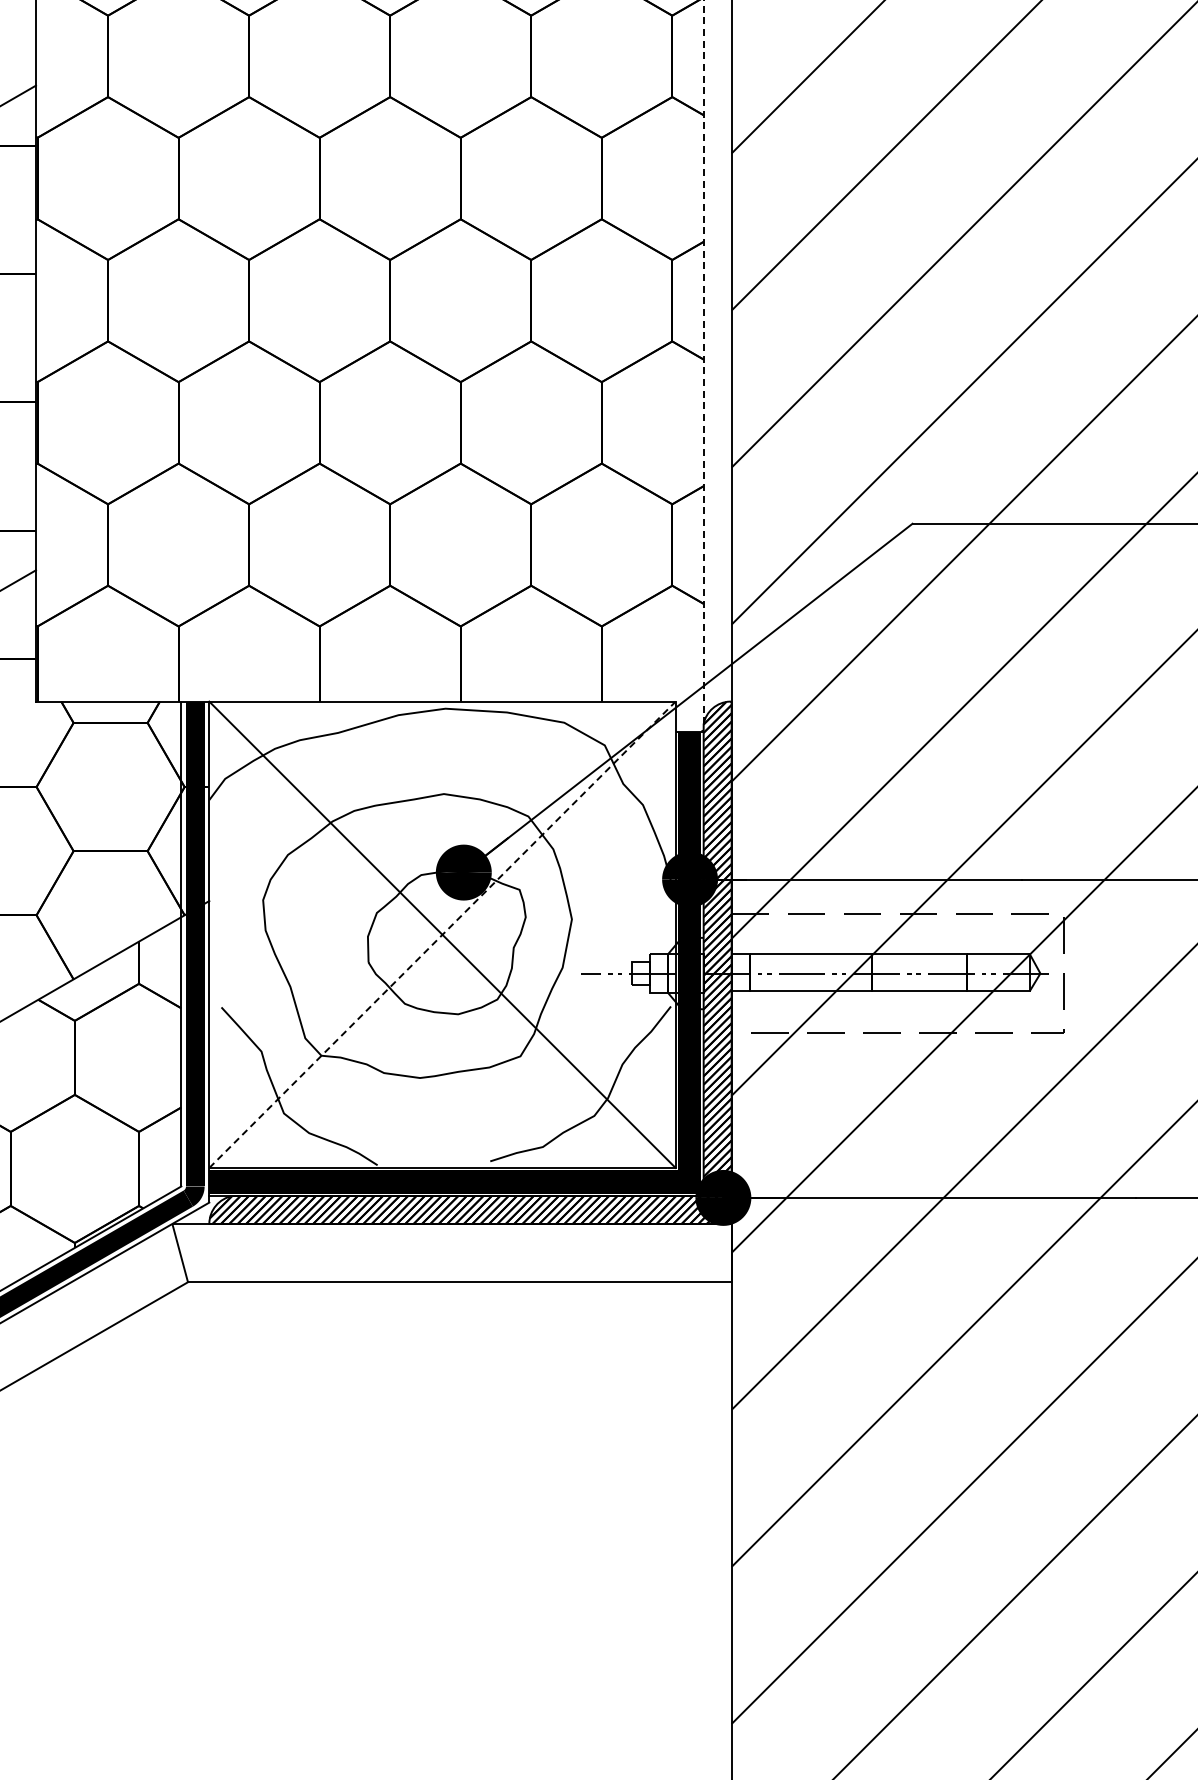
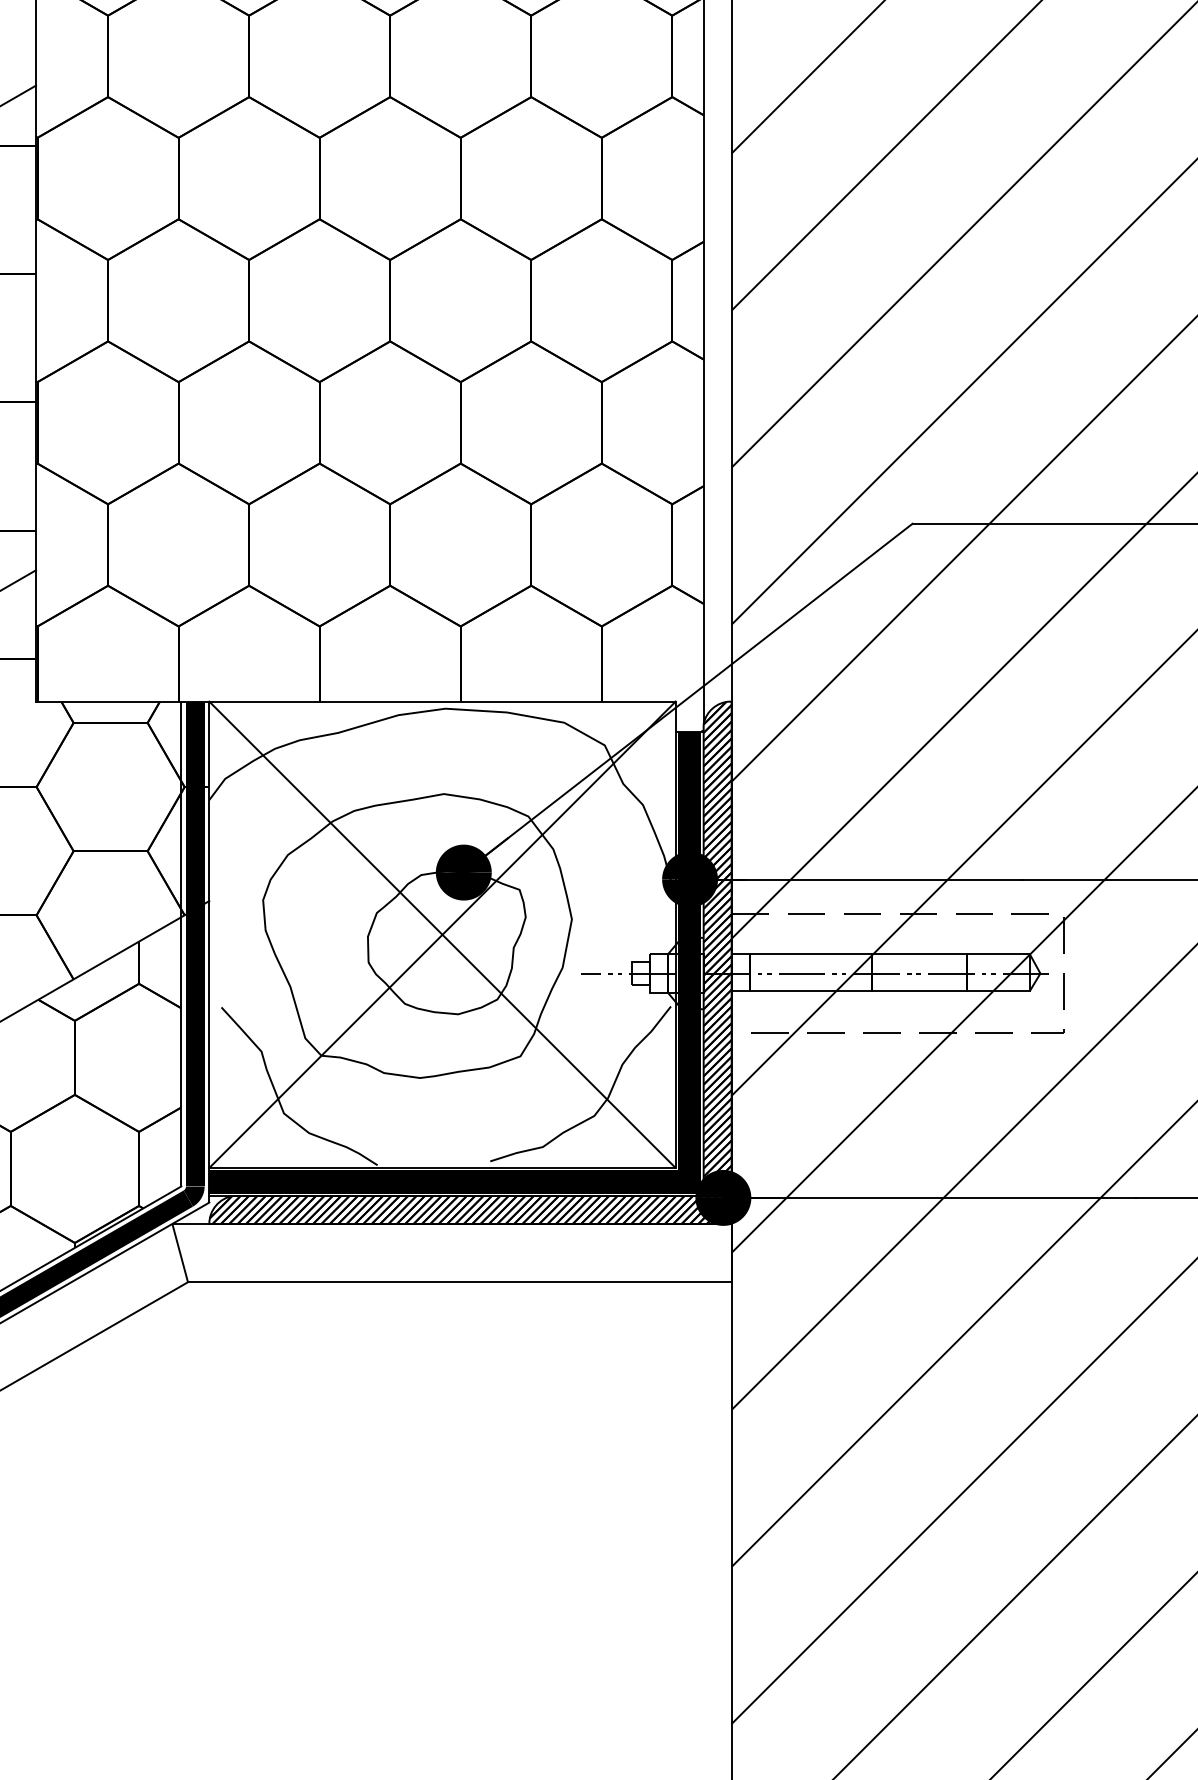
line: dashed -> solid (703, 362)
line: dashed -> solid (442, 934)
